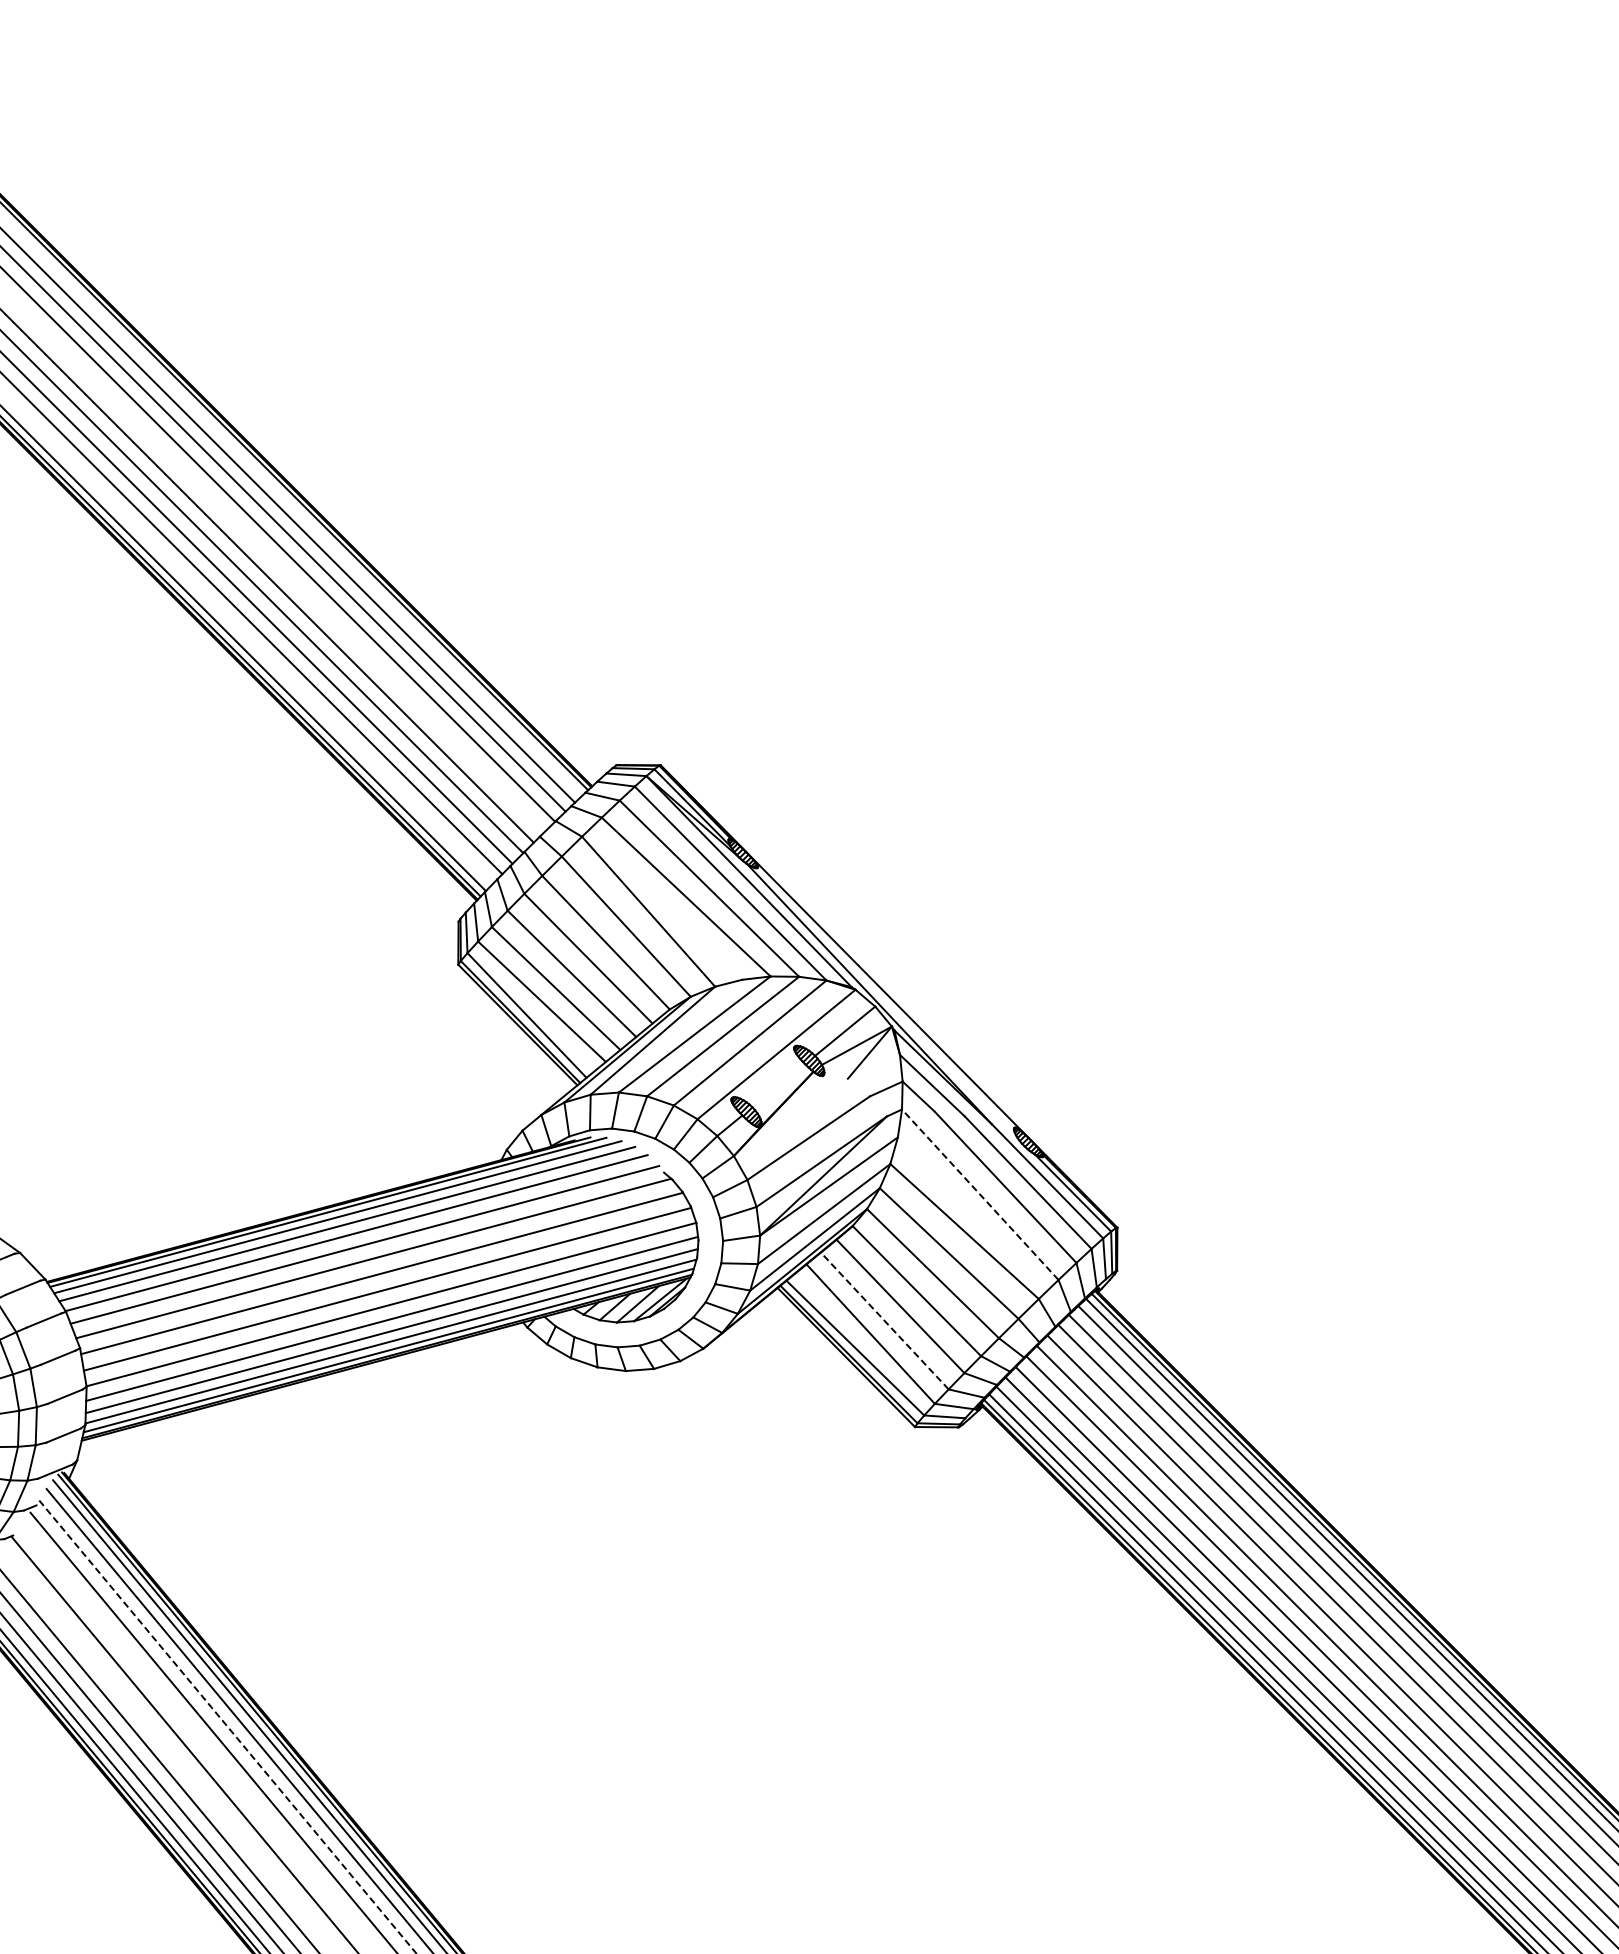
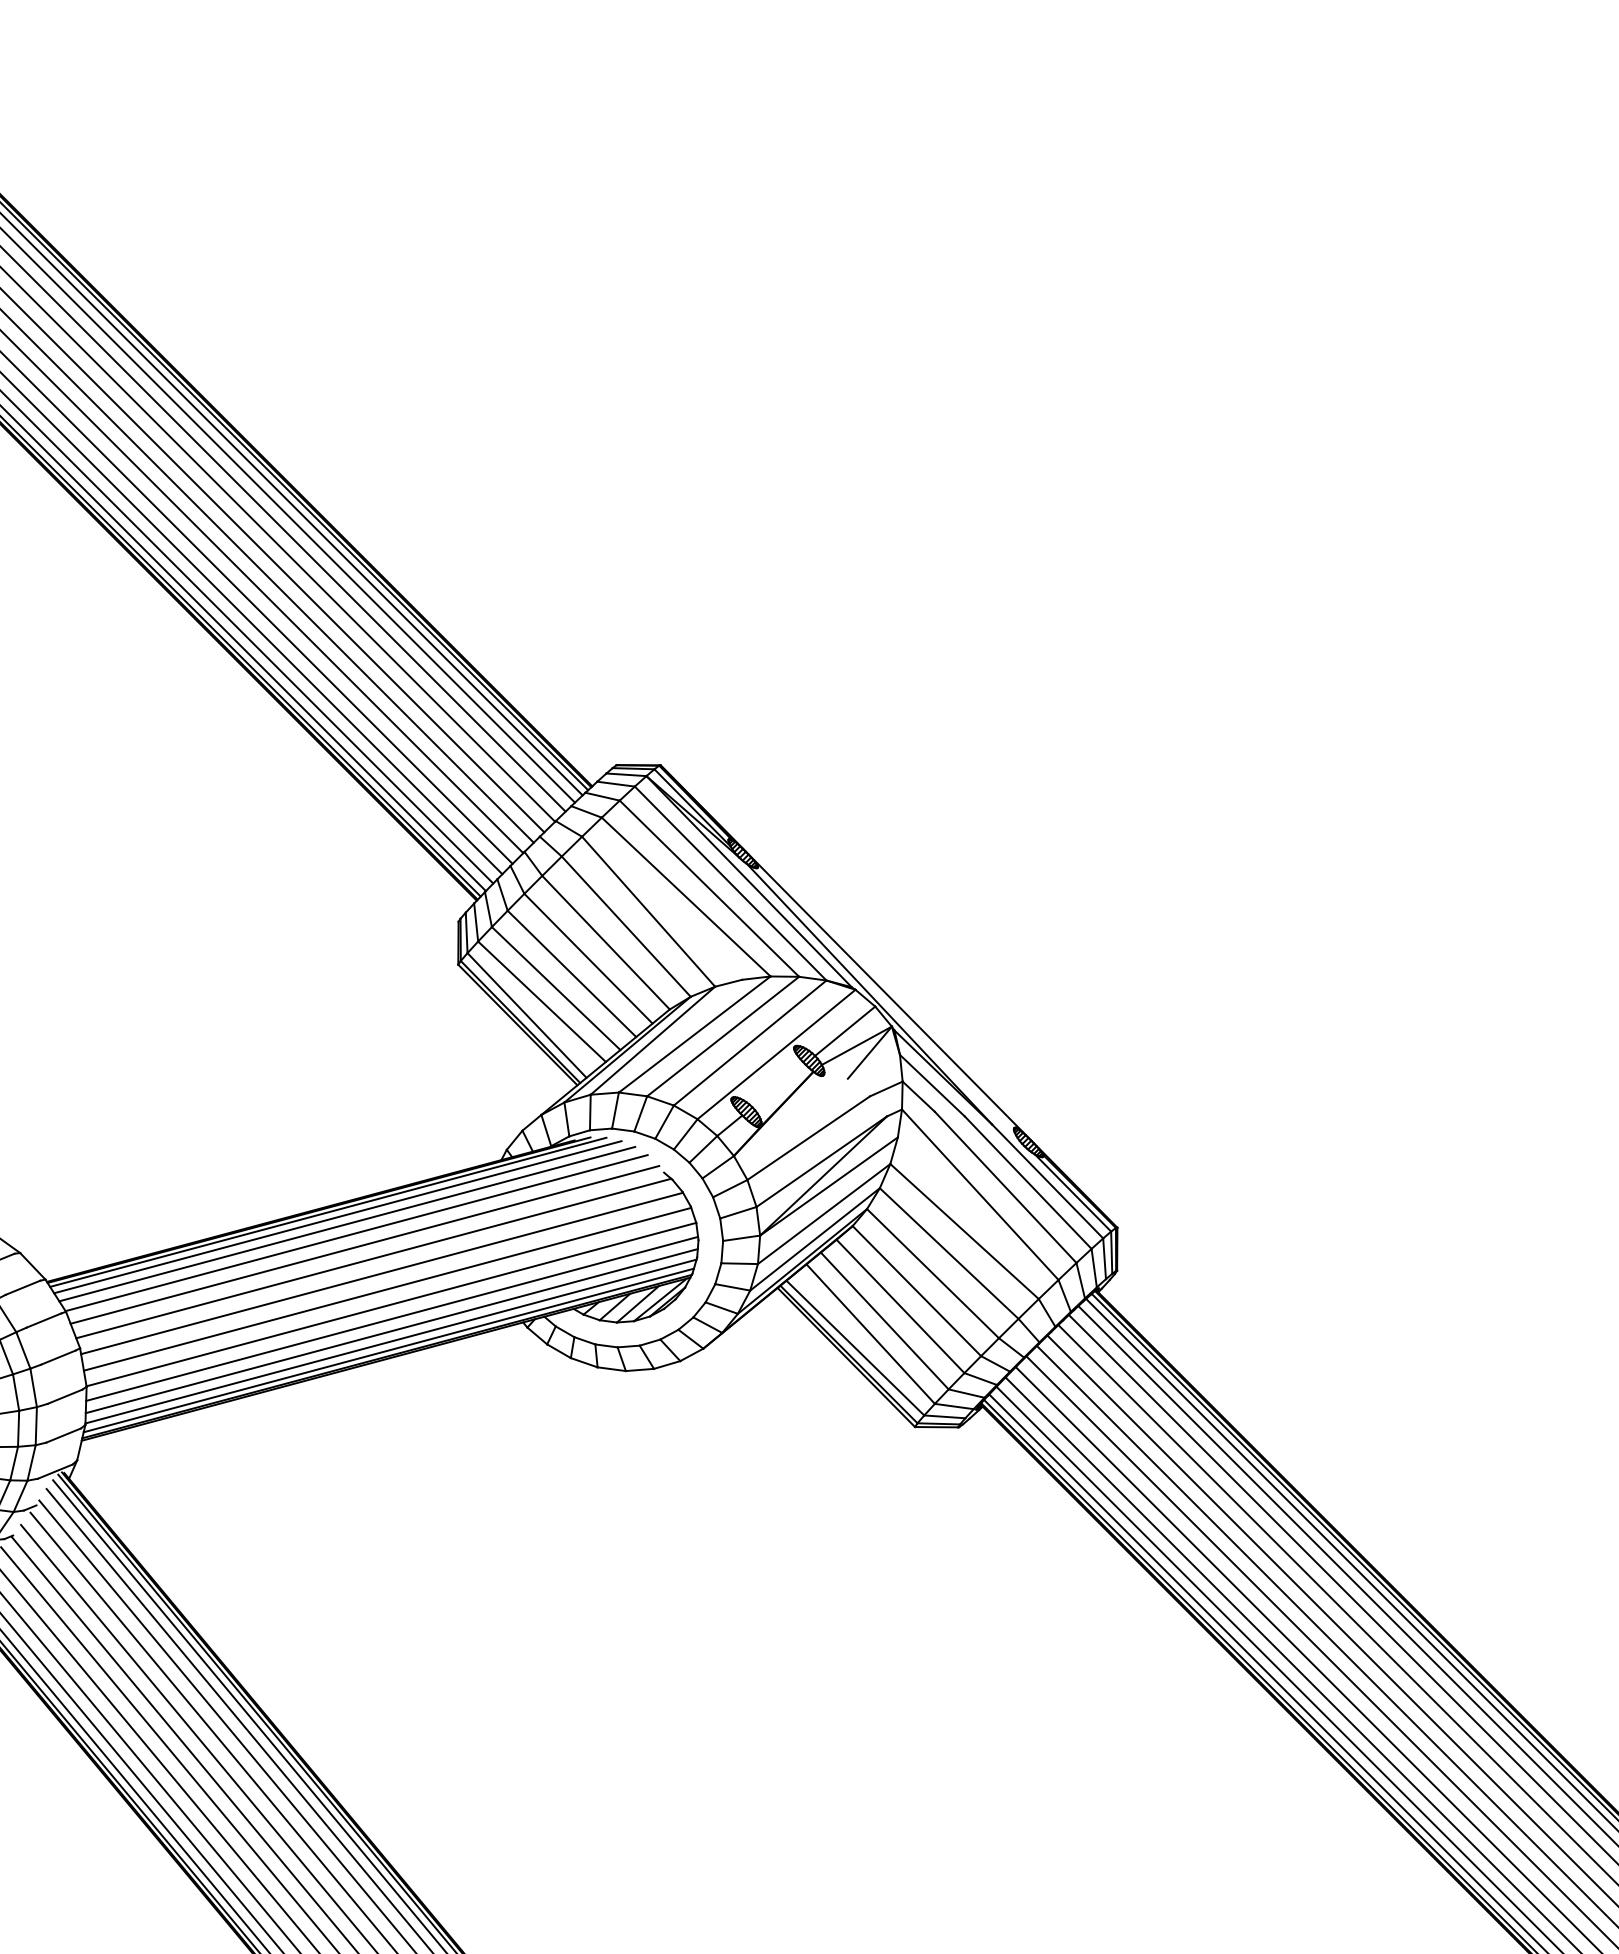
line: none -> present (292, 505)
line: none -> present (273, 561)
line: none -> present (247, 637)
line: dashed -> solid (980, 1194)
line: dashed -> solid (884, 1321)
line: dashed -> solid (227, 1727)
line: none -> present (198, 1737)
line: none -> present (169, 1749)
